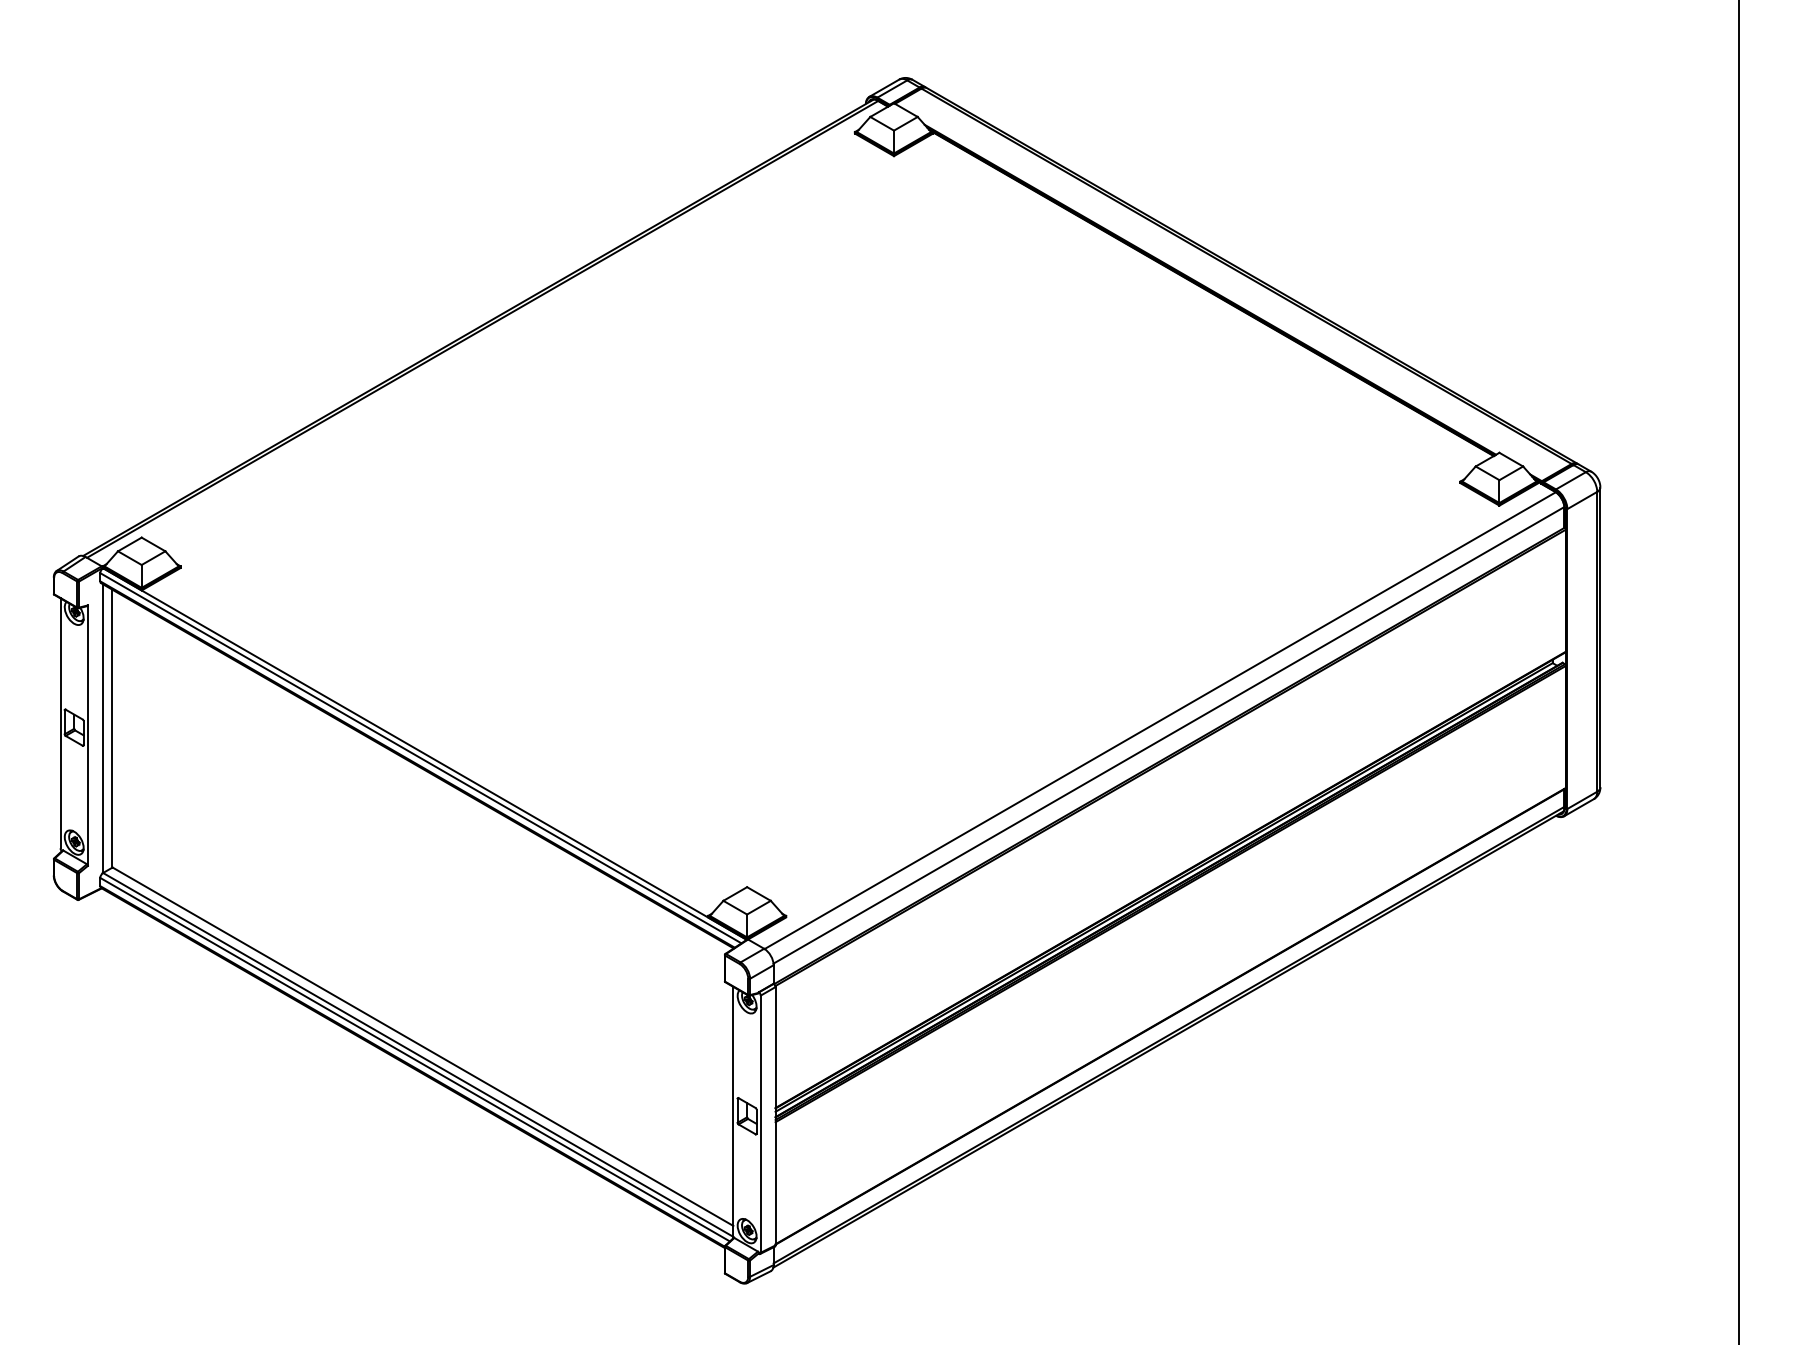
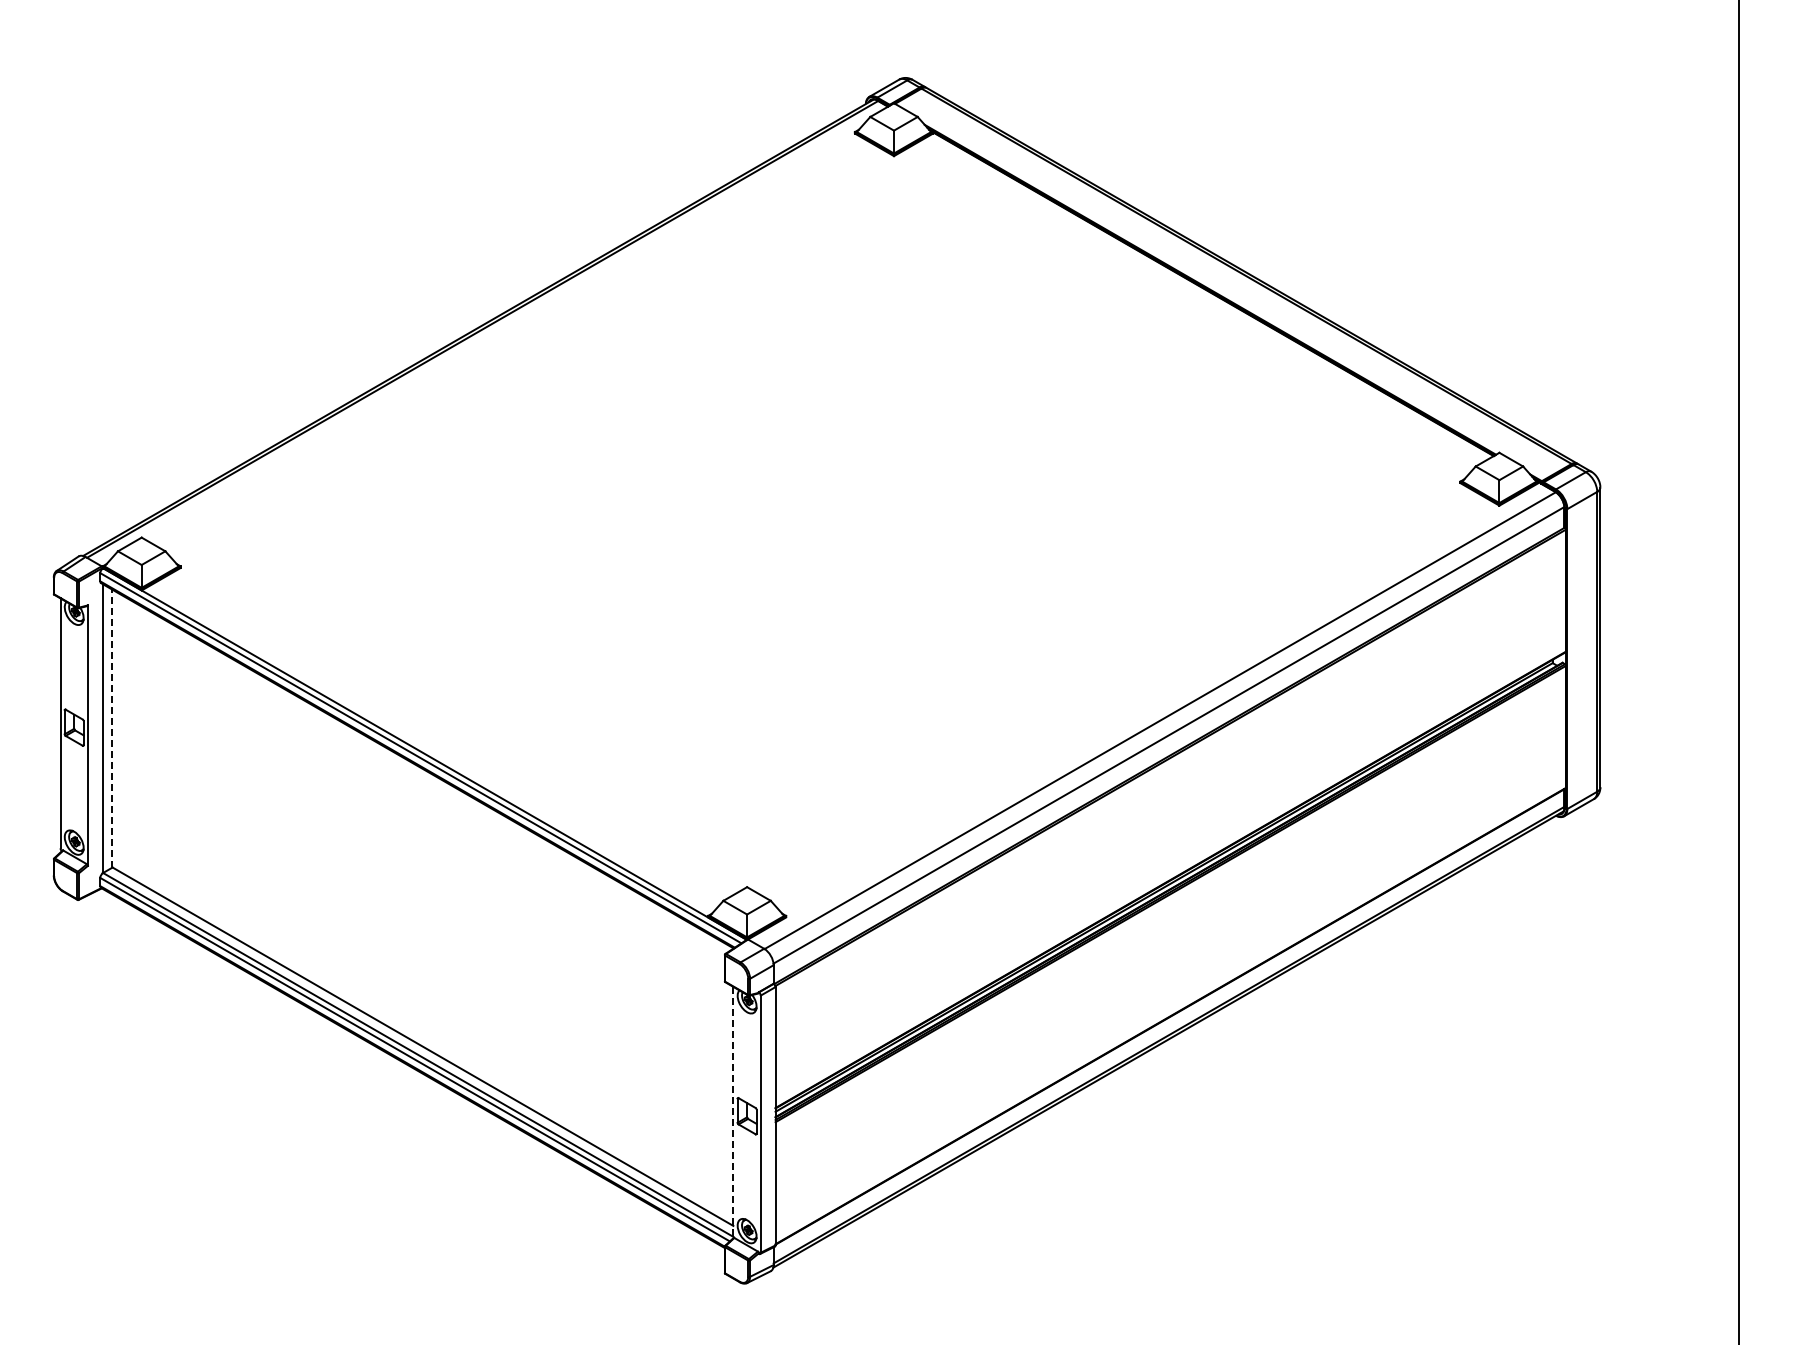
line: solid -> dashed (112, 728)
line: solid -> dashed (733, 1112)
